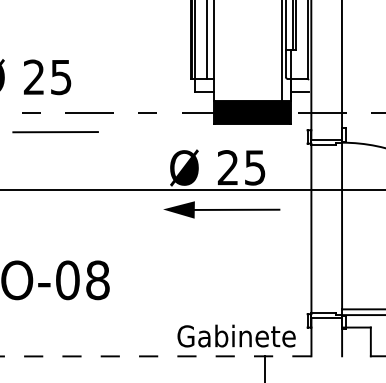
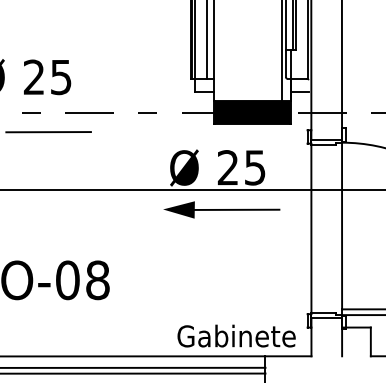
line position: (55, 132) -> (48, 132) (48, 132)
line: dashed -> solid (155, 356)
line: none -> present (133, 367)
line: none -> present (133, 373)
